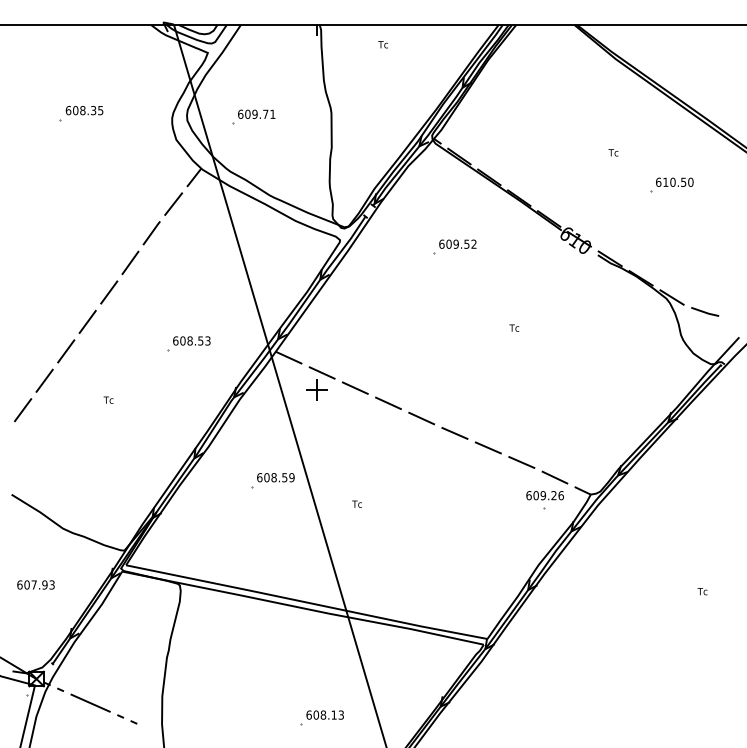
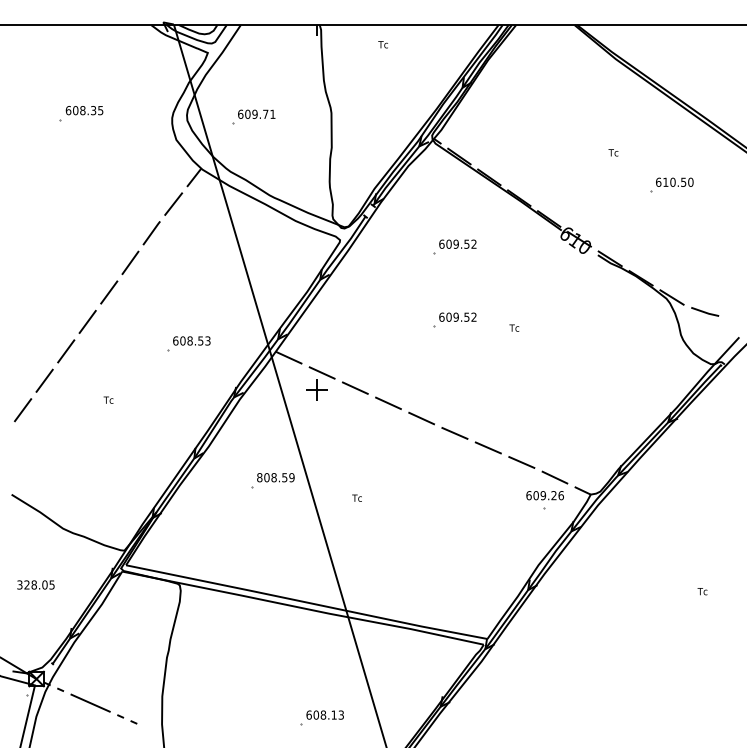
part: none -> present (454, 319)
text: 608.59 -> 808.59 (259, 477)
text position: (356, 503) -> (356, 497) (356, 497)
text: 607.93 -> 328.05 (35, 584)
